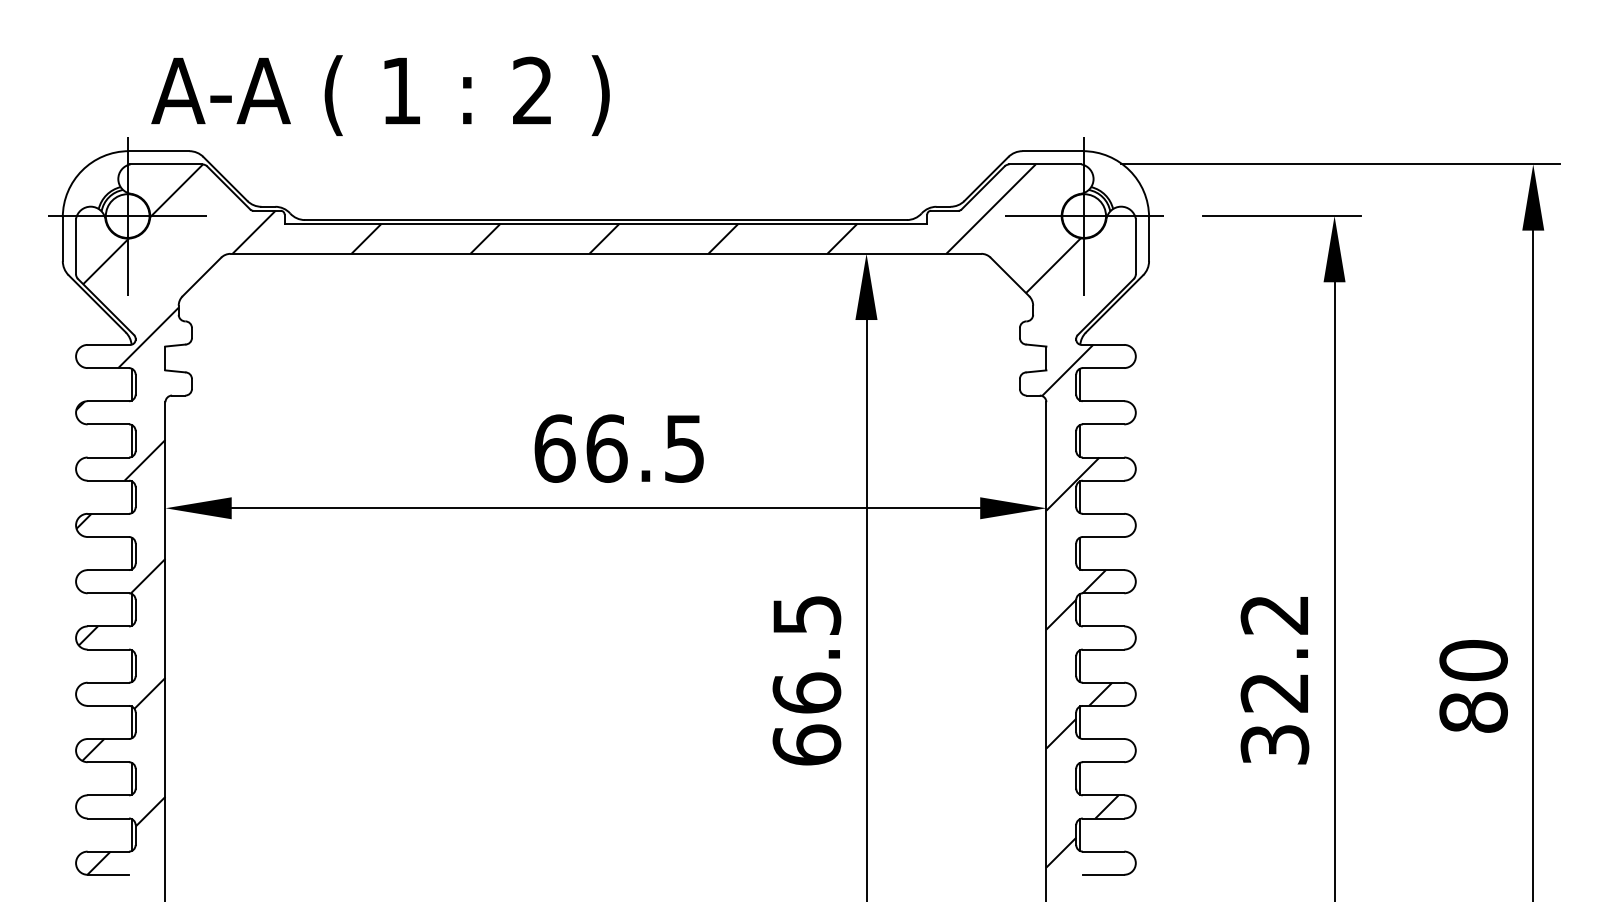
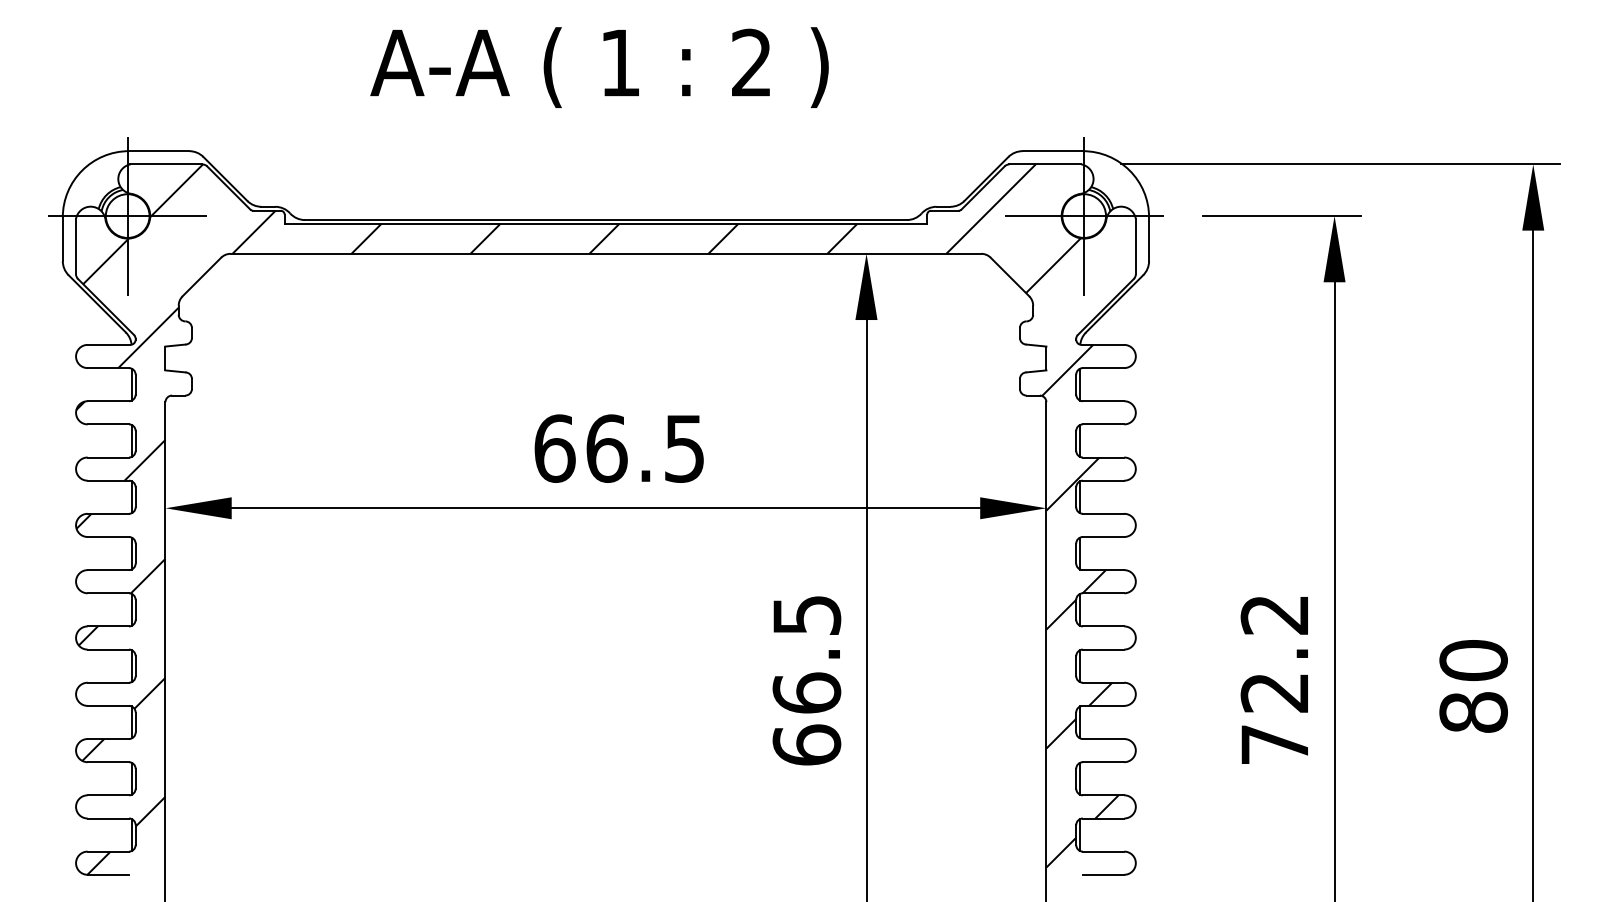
text position: (380, 95) -> (599, 67) (599, 67)
text: 32.2 -> 72.2 (1274, 744)
